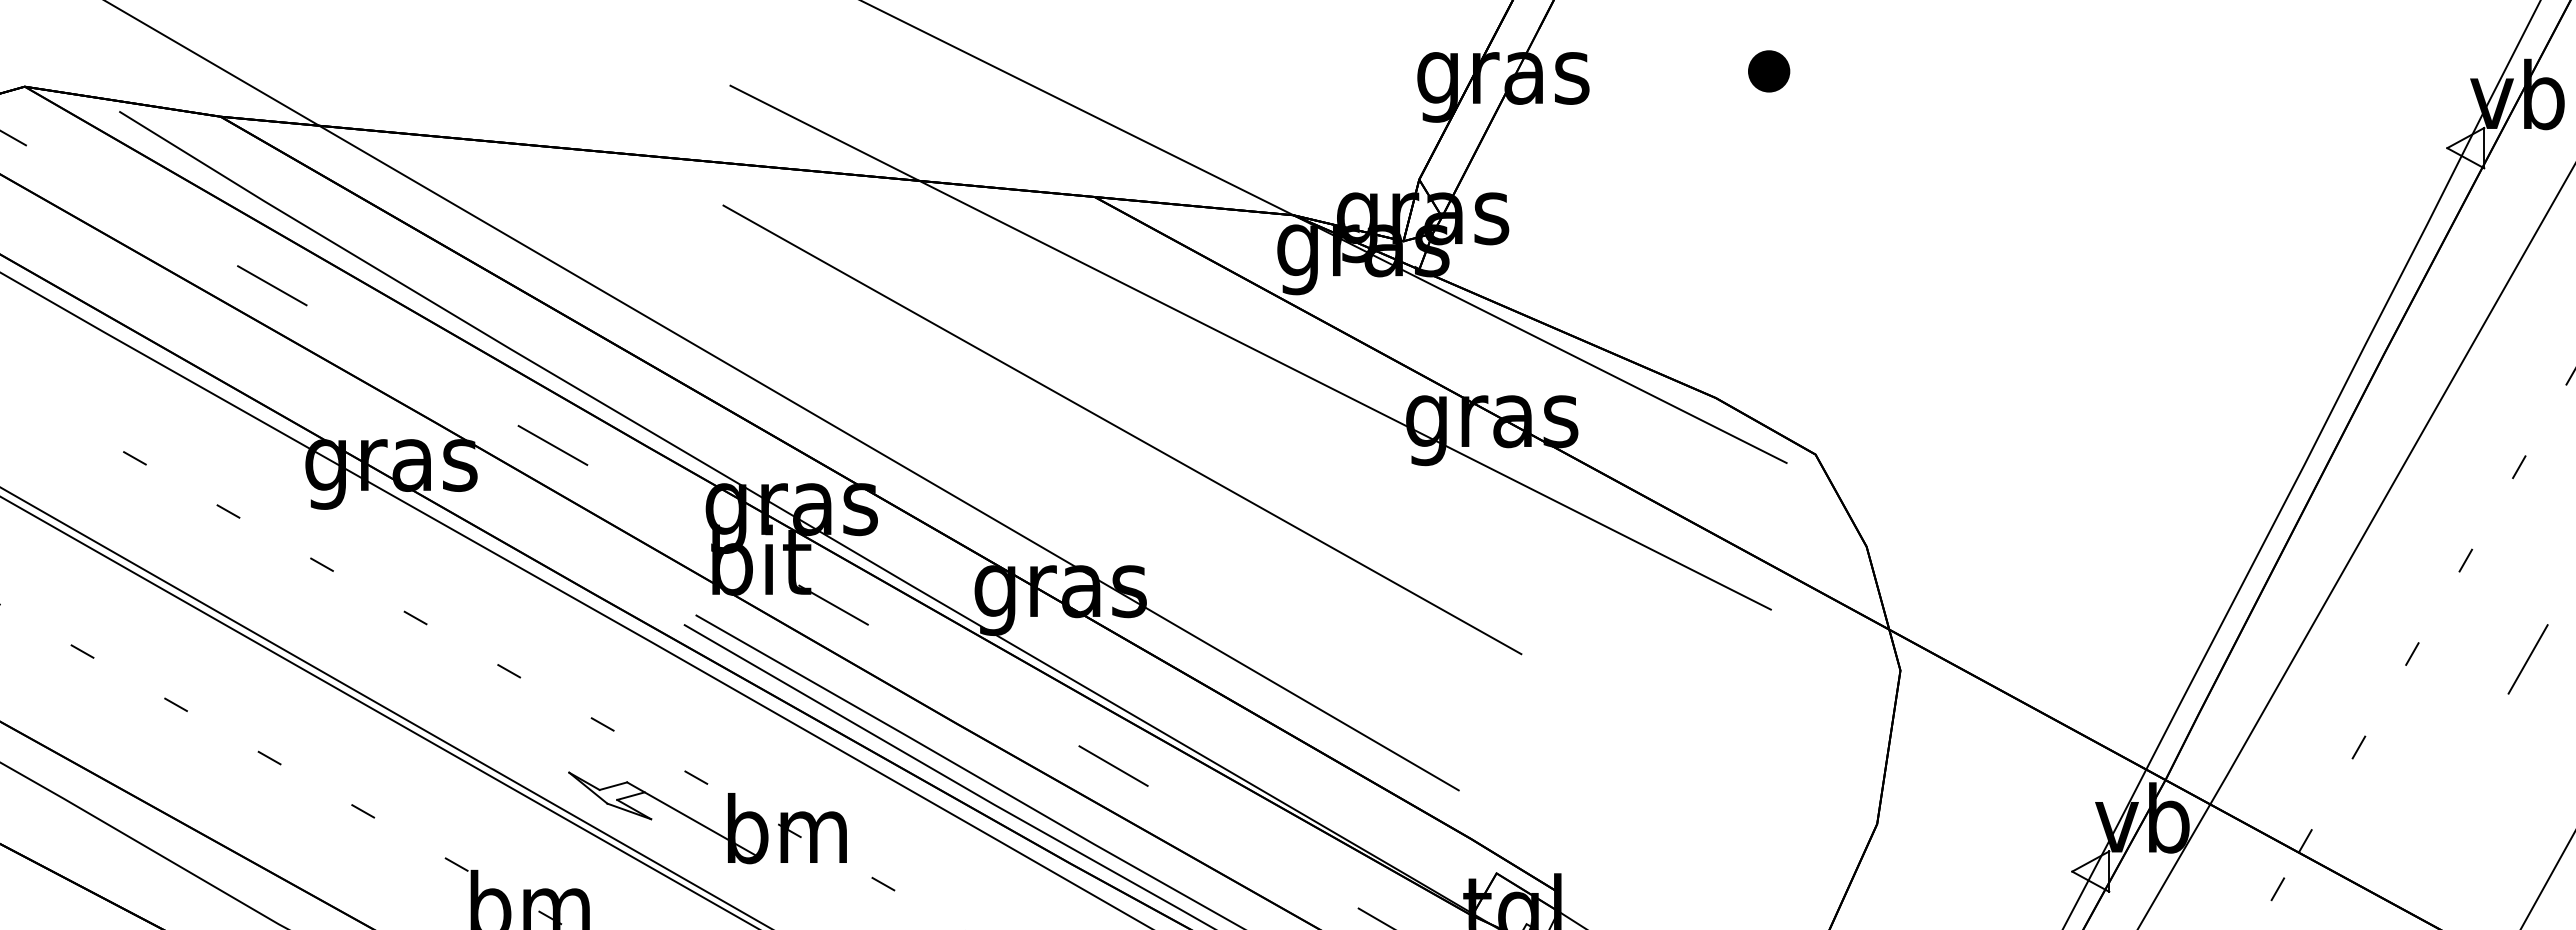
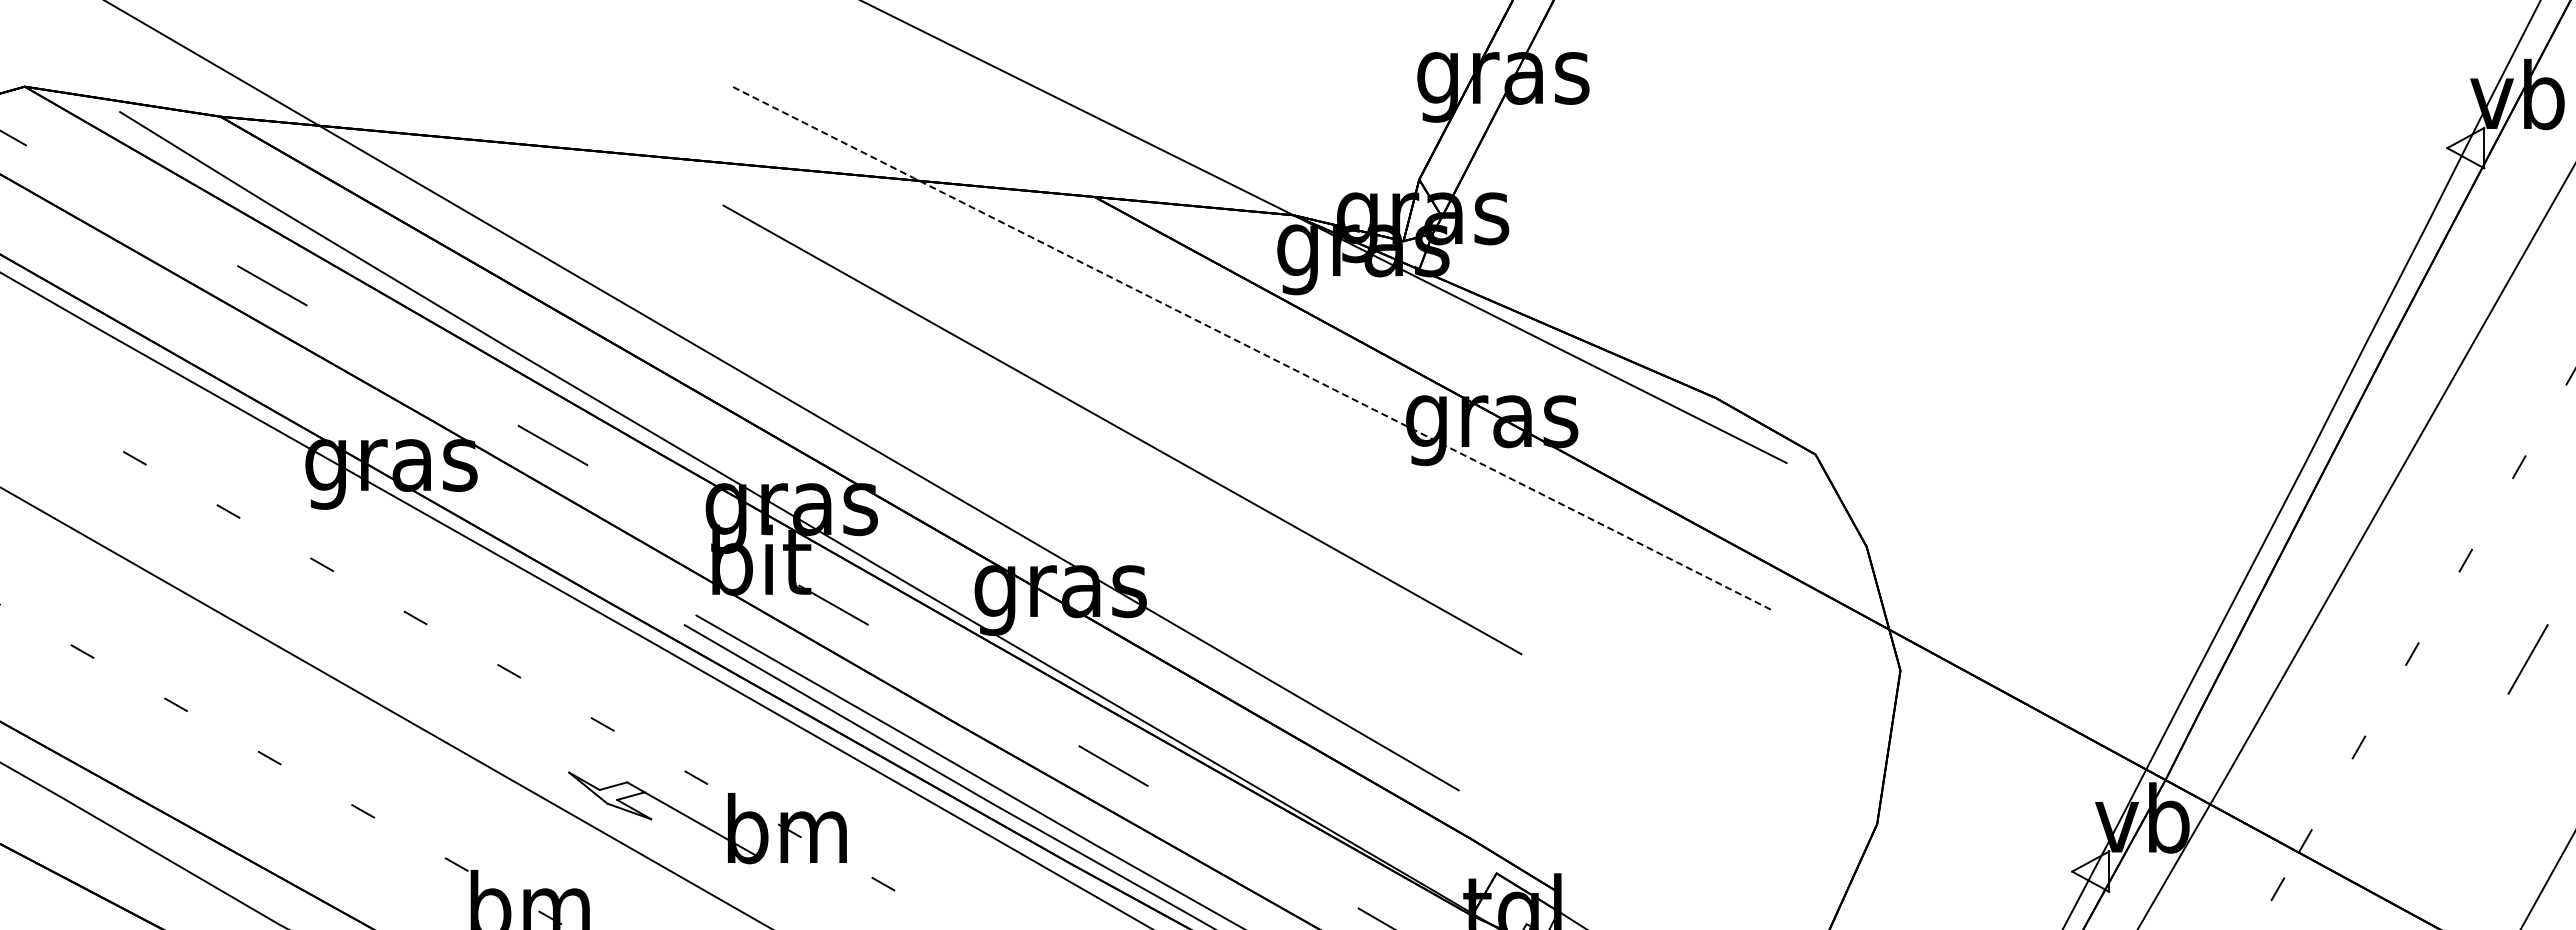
part: present -> none (1769, 71)
line: solid -> dashed (1250, 347)
line: present -> none (378, 711)
